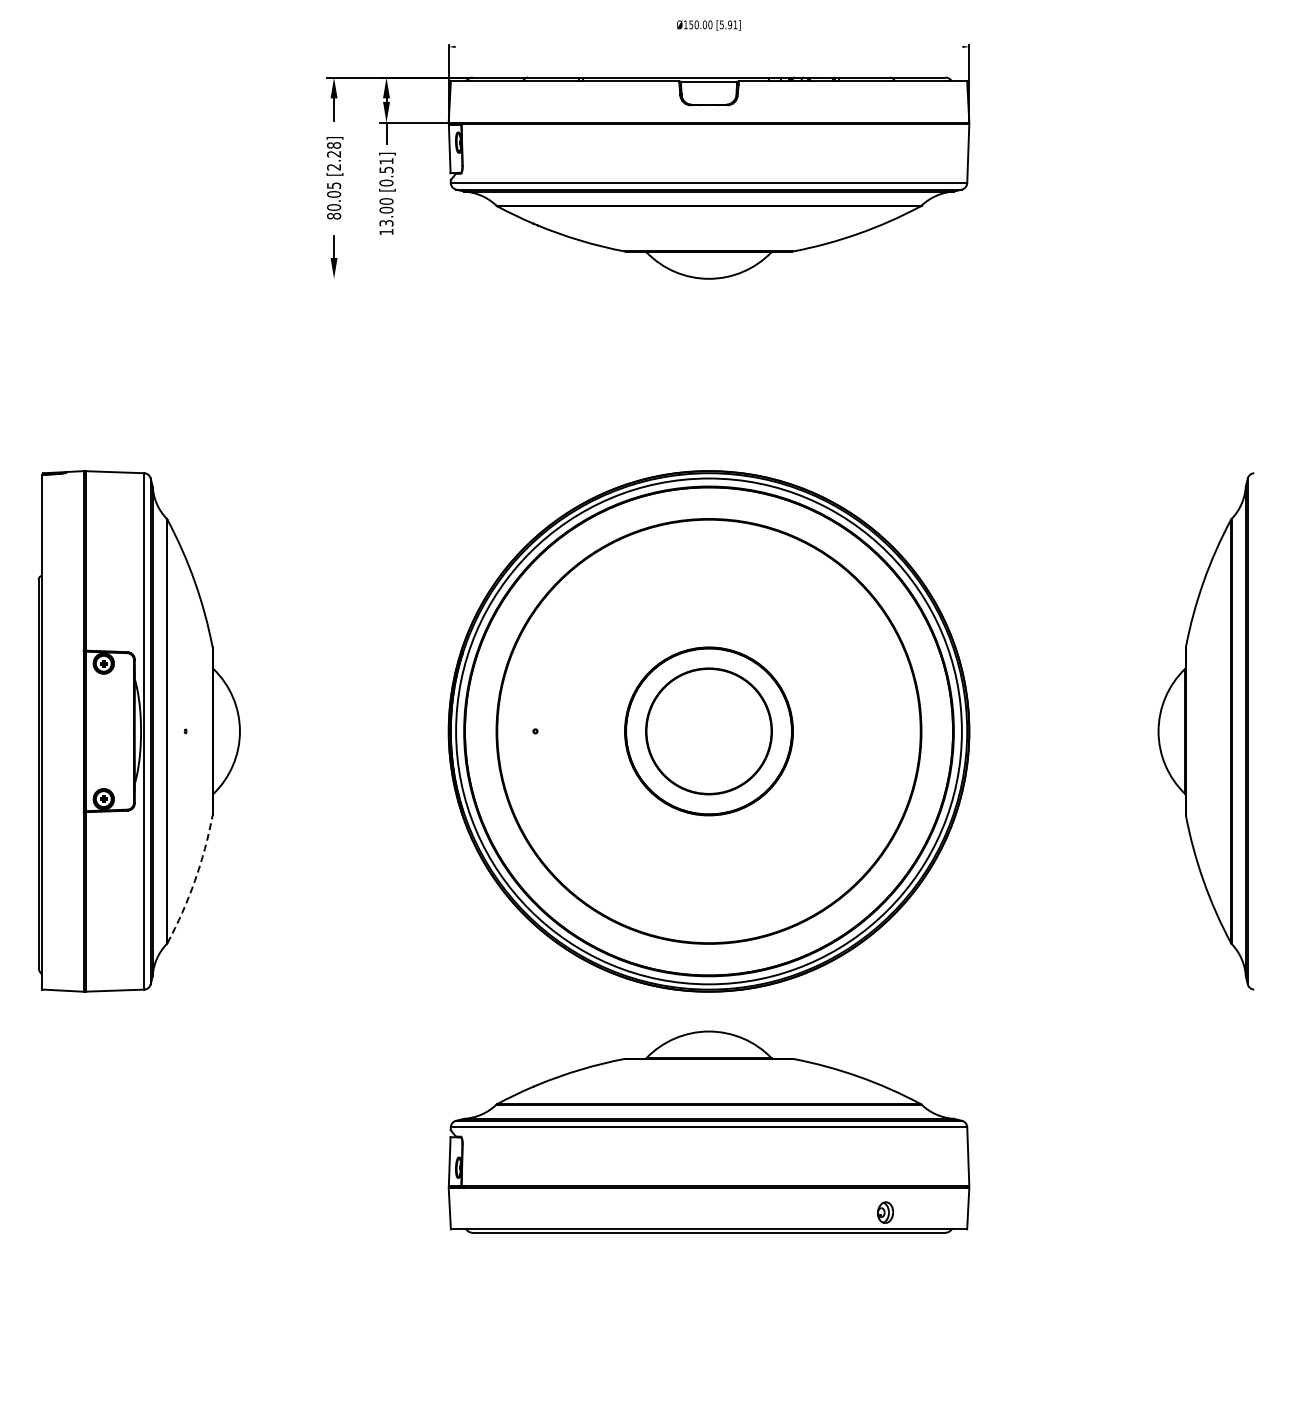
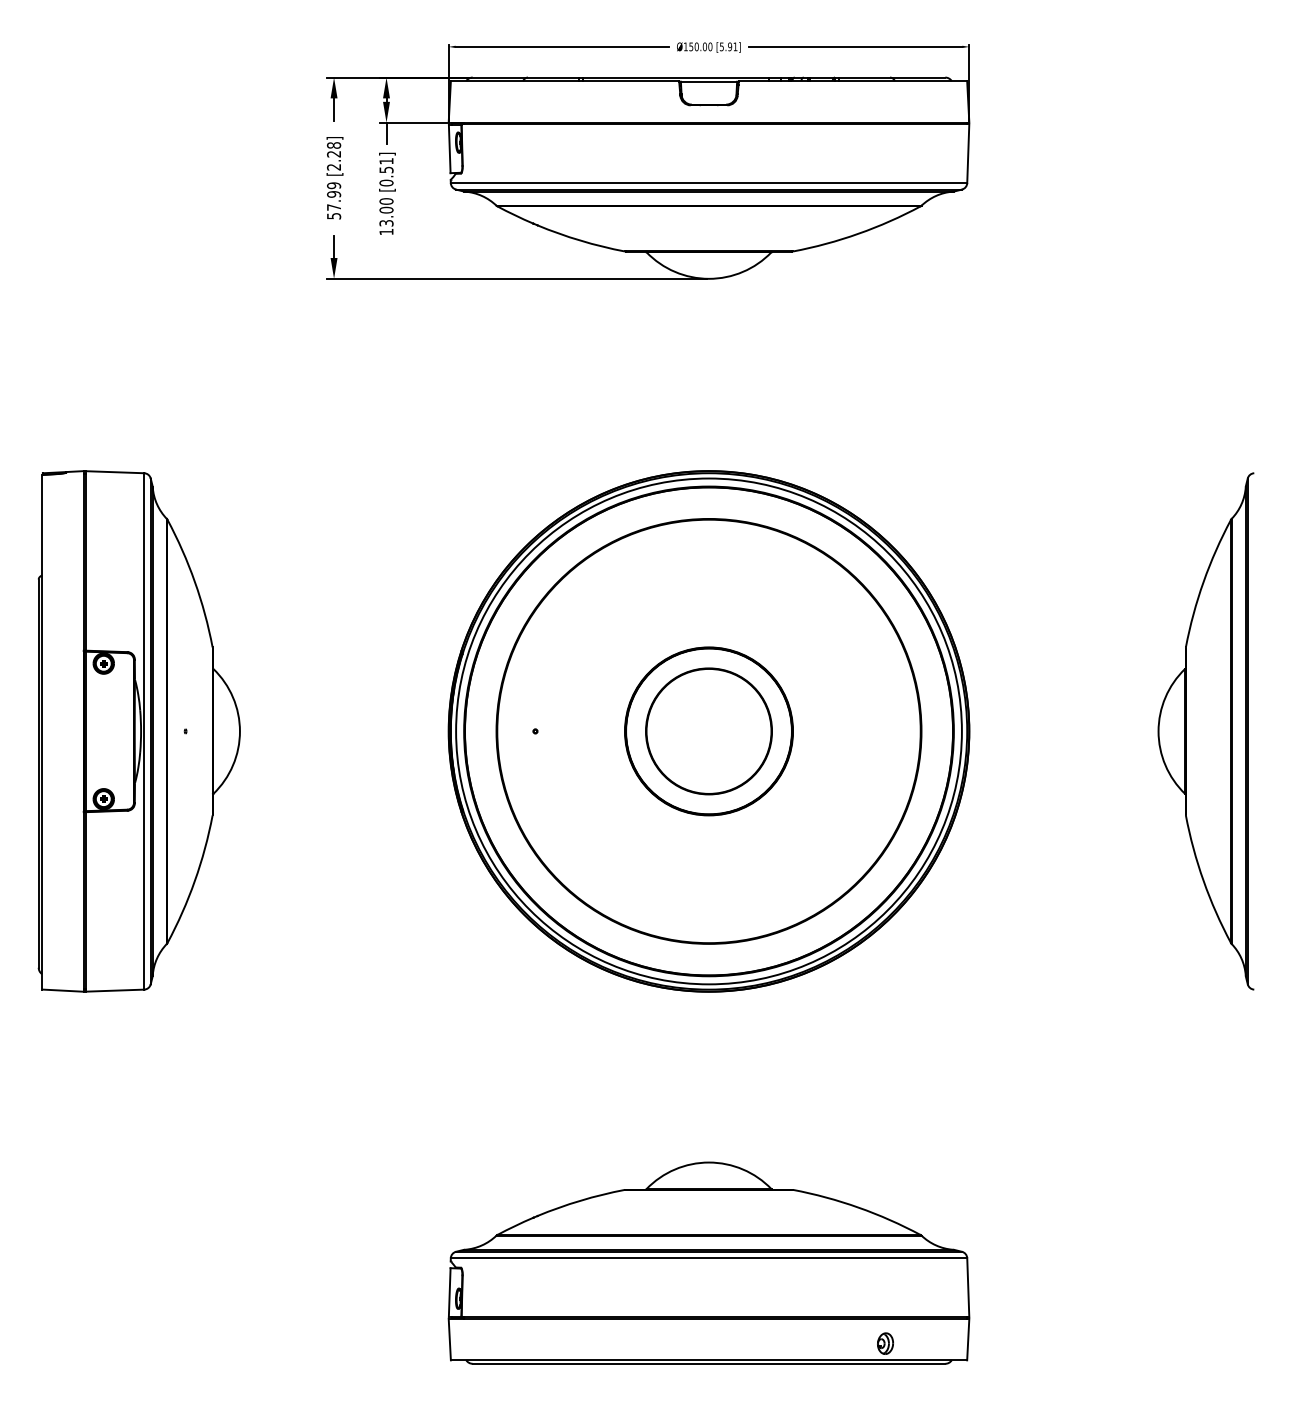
text position: (708, 25) -> (708, 47) (708, 47)
line: none -> present (561, 46)
line: none -> present (855, 46)
text: 80.05 -> 57.99 (334, 200)
line: none -> present (517, 278)
arc: dashed -> solid (194, 881)
part position: (708, 1131) -> (708, 1262) (708, 1262)
